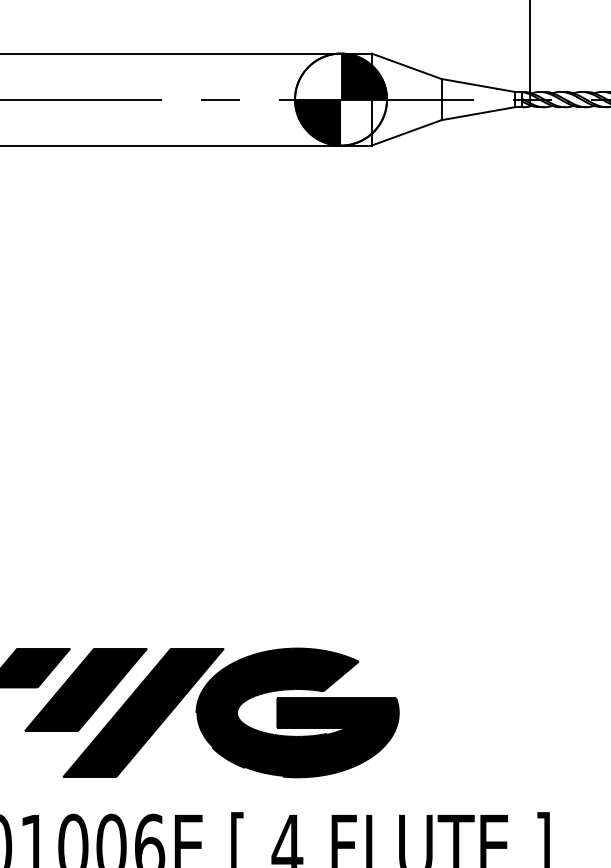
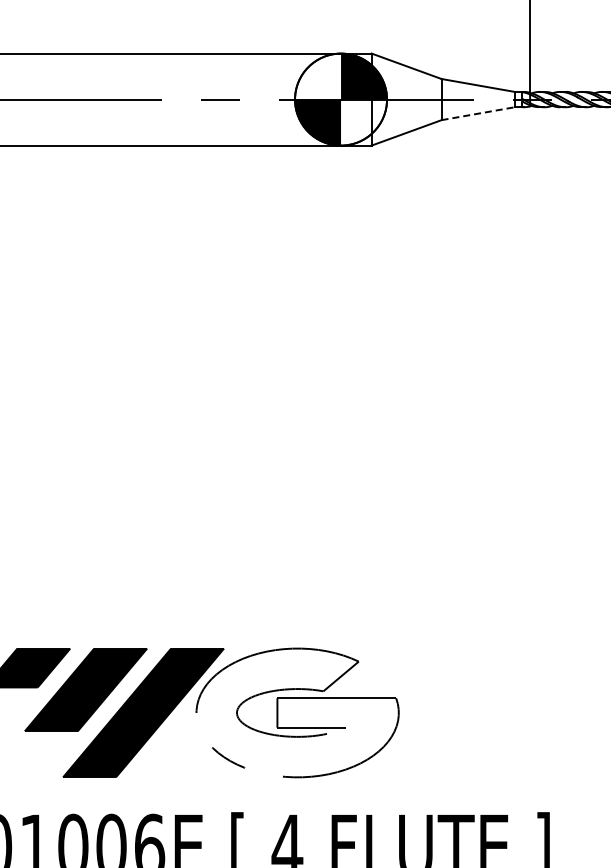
line: solid -> dashed (478, 113)
fill: present -> none (297, 712)
